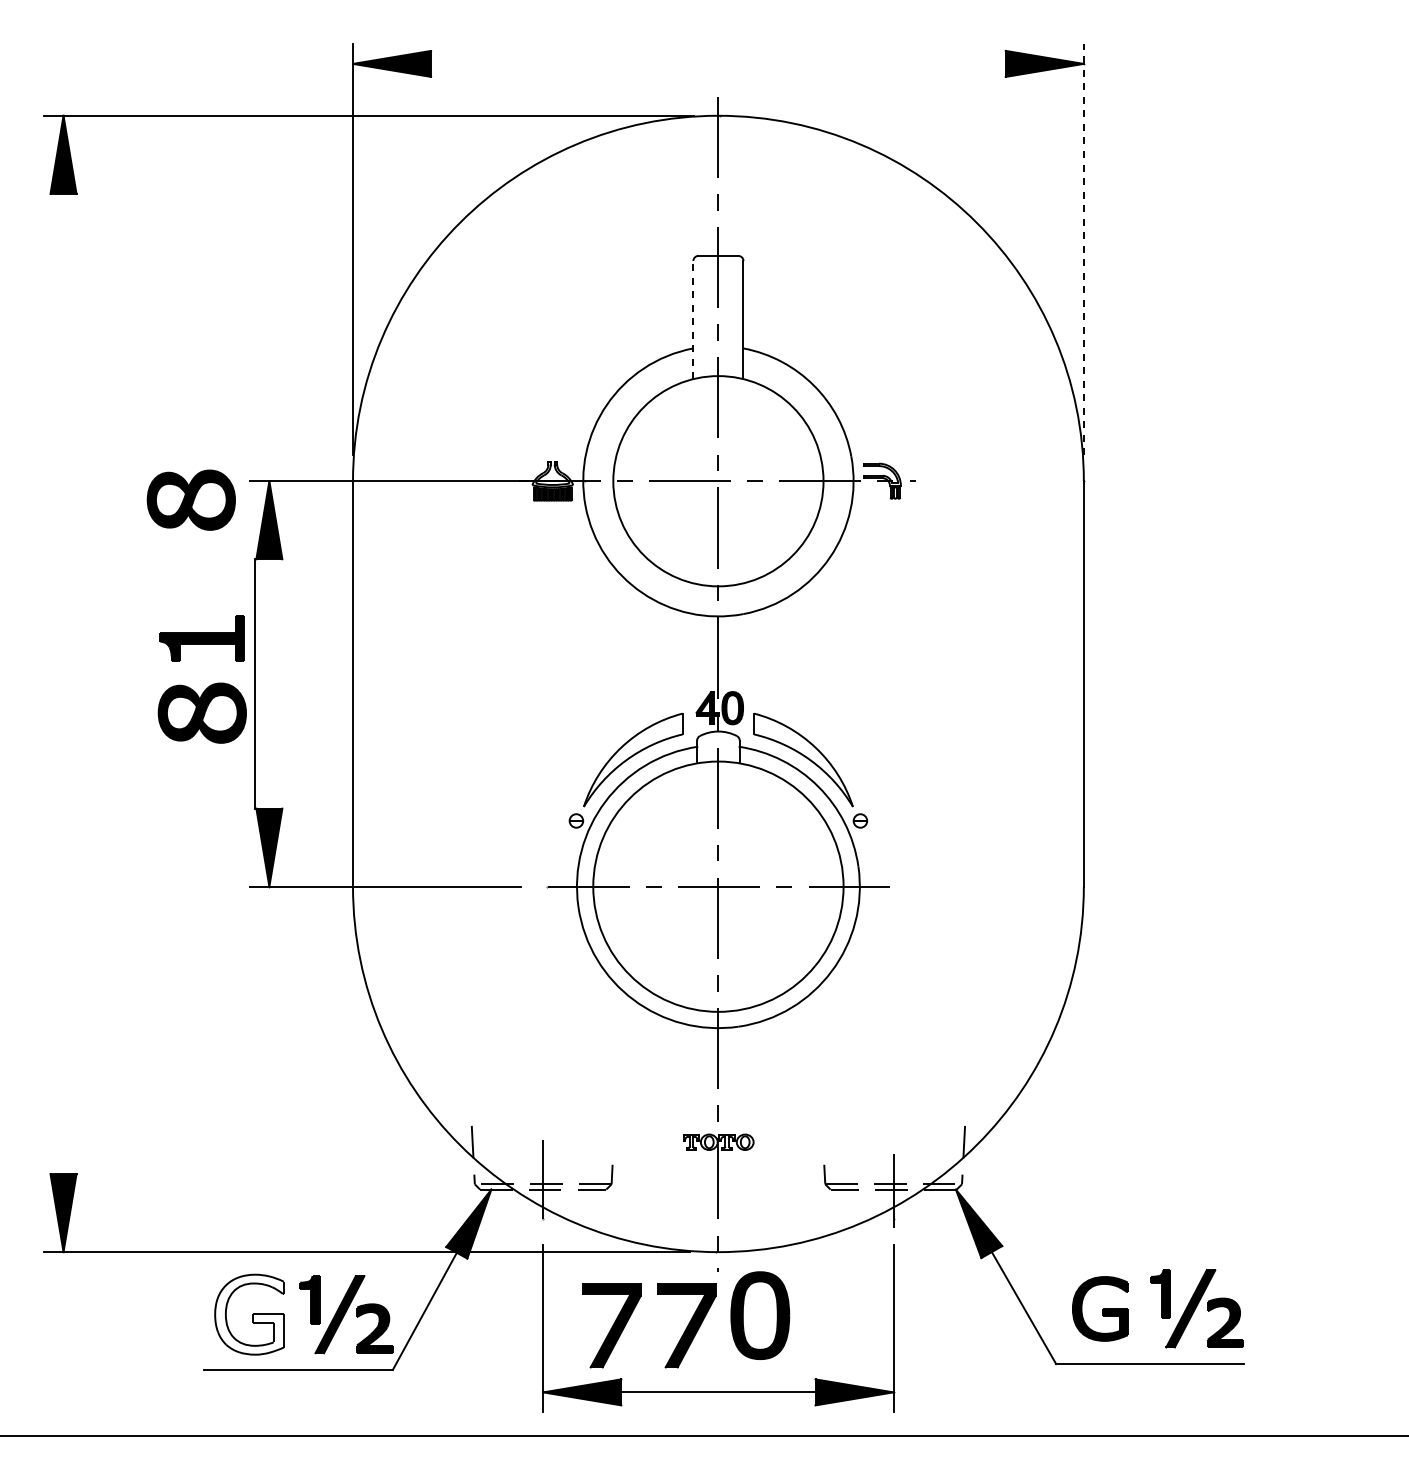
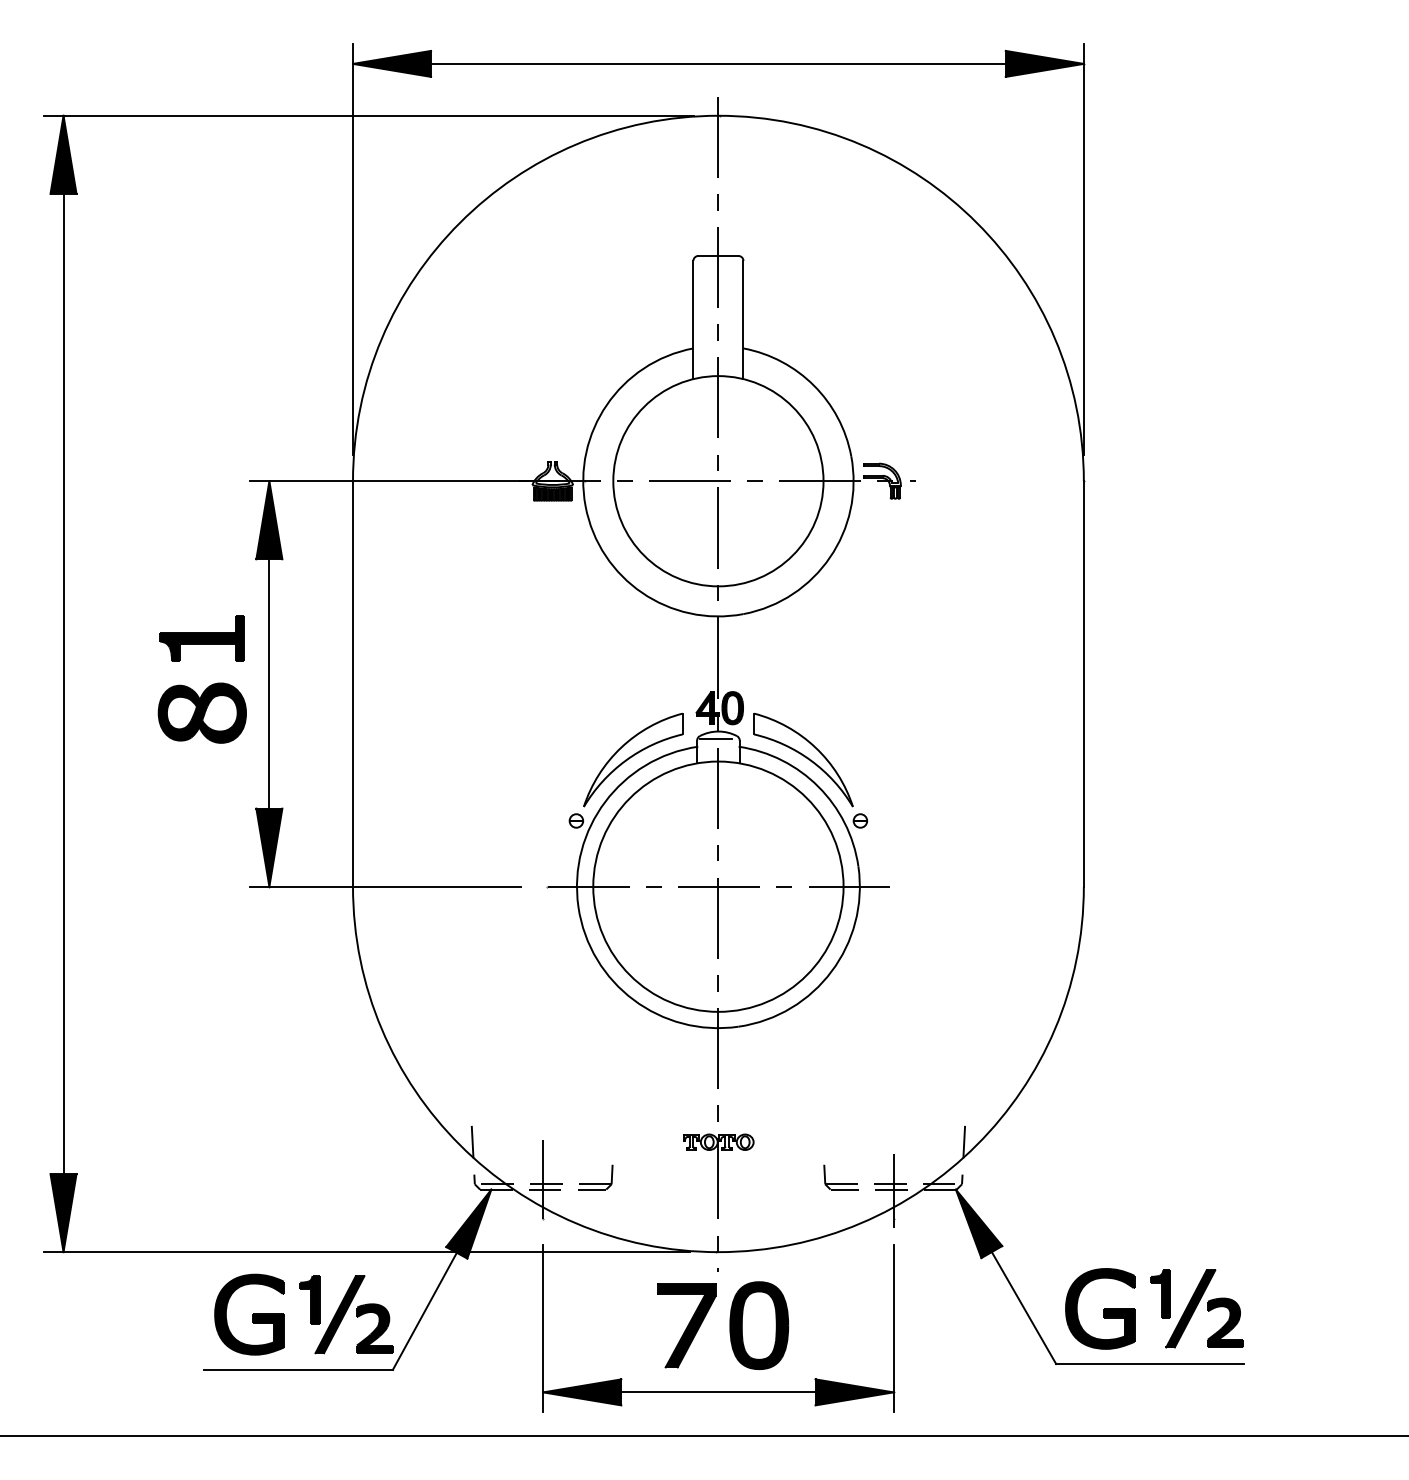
line: none -> present (718, 63)
line: dashed -> solid (1083, 249)
line: dashed -> solid (693, 319)
part: present -> none (190, 499)
line: none -> present (63, 683)
line position: (255, 683) -> (269, 683) (269, 683)
line: none -> present (716, 738)
part size: 57x66 px -> 71x82 px (1100, 1308)
fill: none -> present (249, 1314)
part position: (760, 1315) -> (759, 1325) (759, 1325)
part: present -> none (611, 1325)
